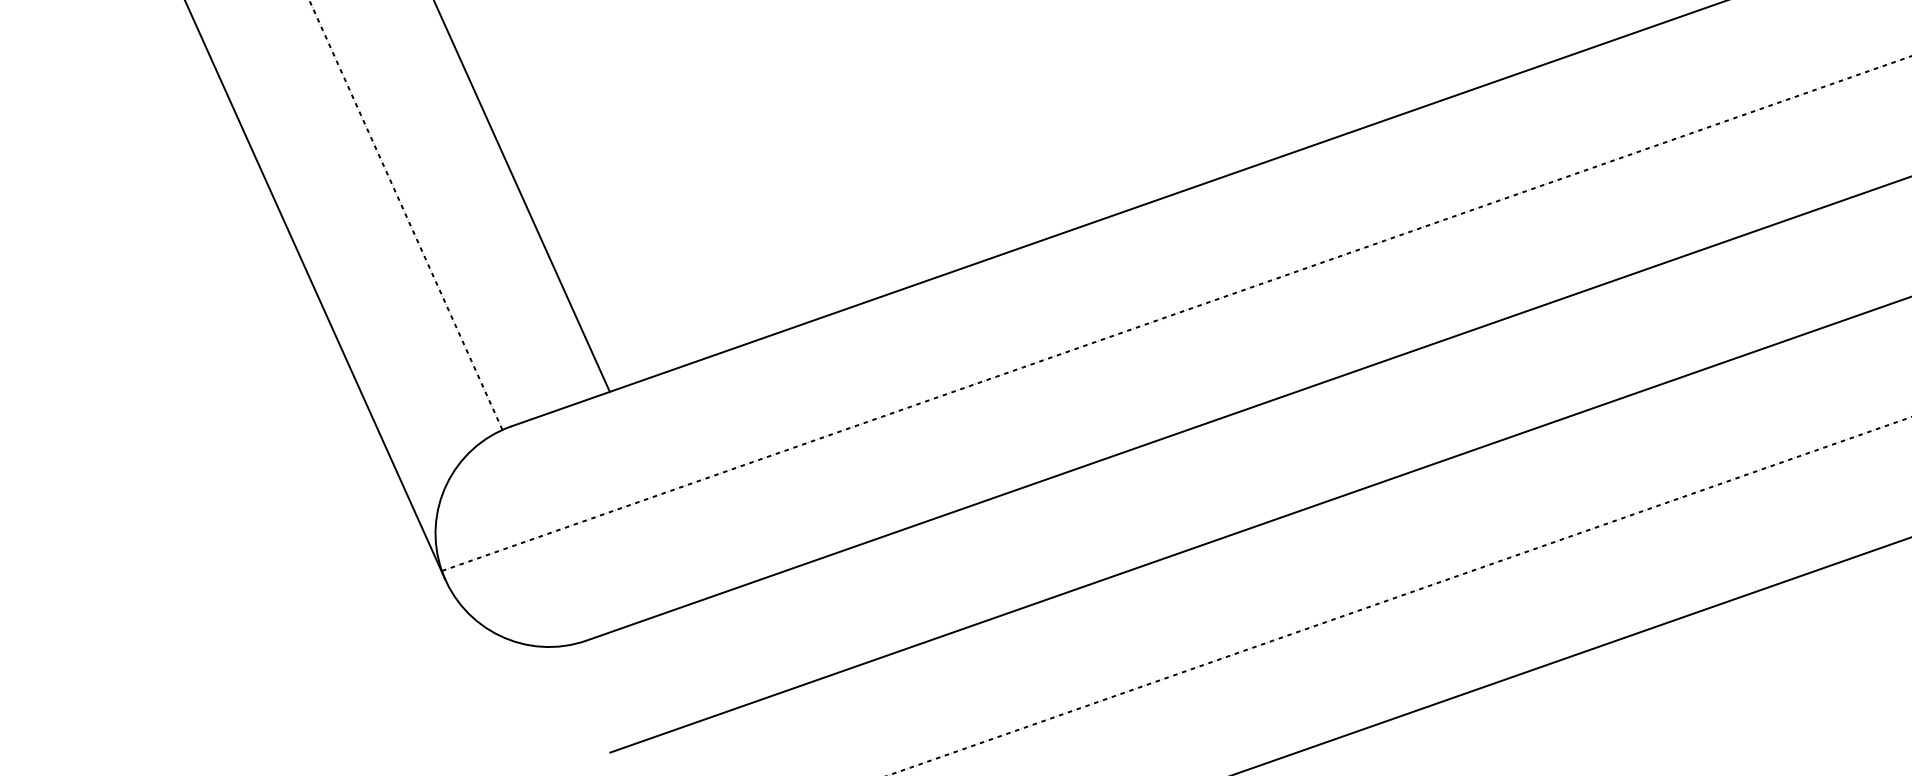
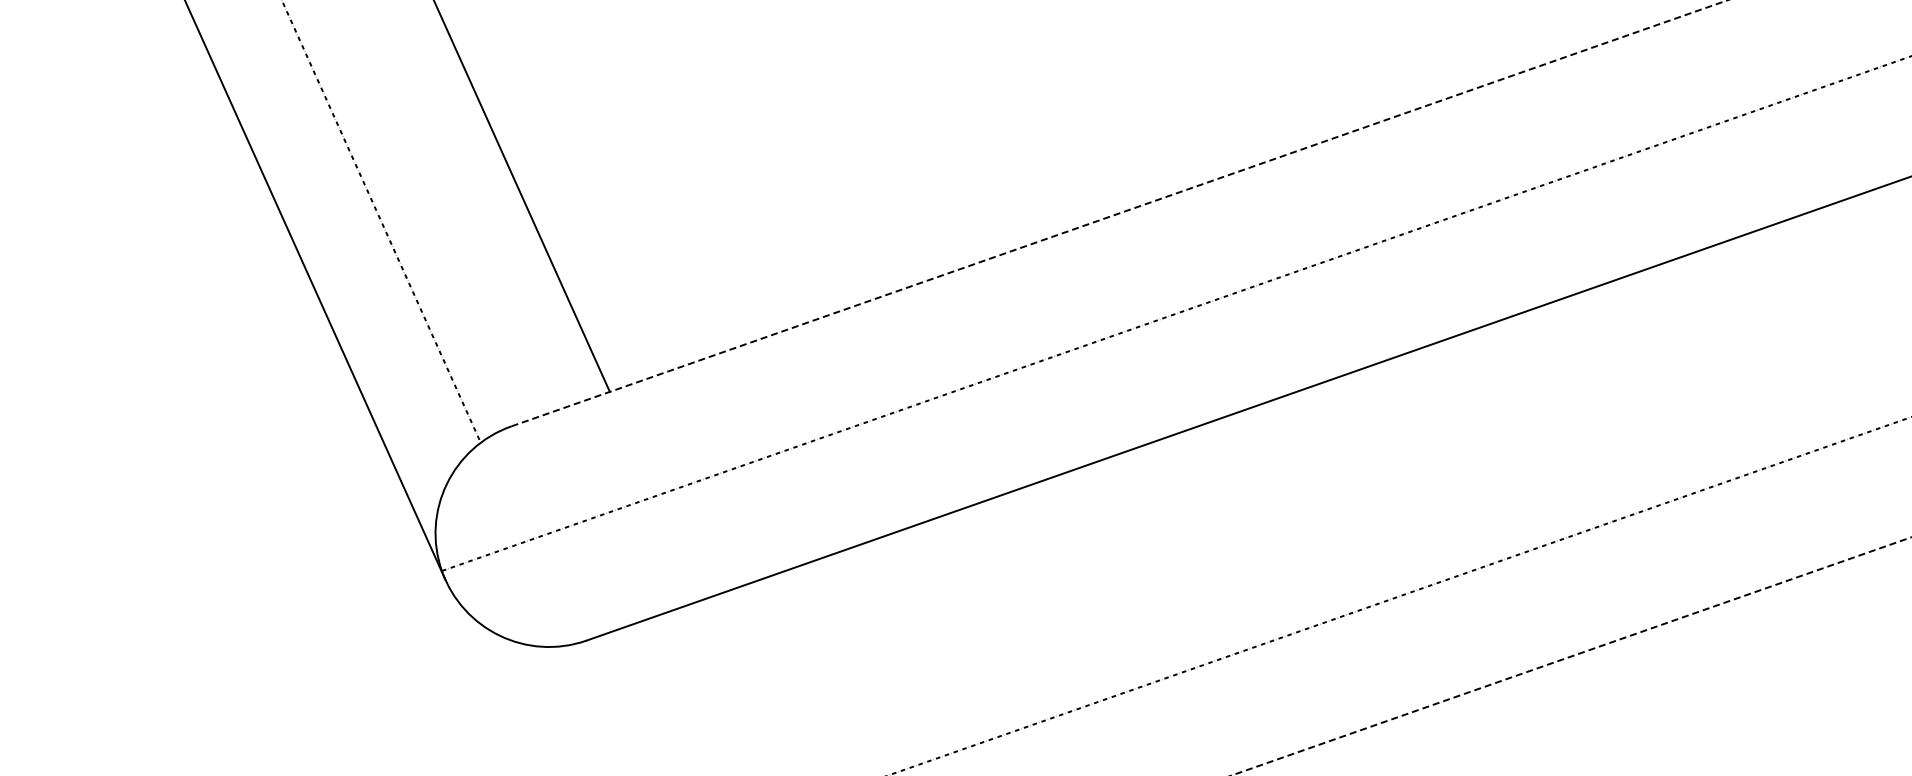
line: solid -> dashed (1120, 213)
line position: (406, 215) -> (380, 220) (380, 220)
line: present -> none (1259, 524)
line: solid -> dashed (1571, 656)
